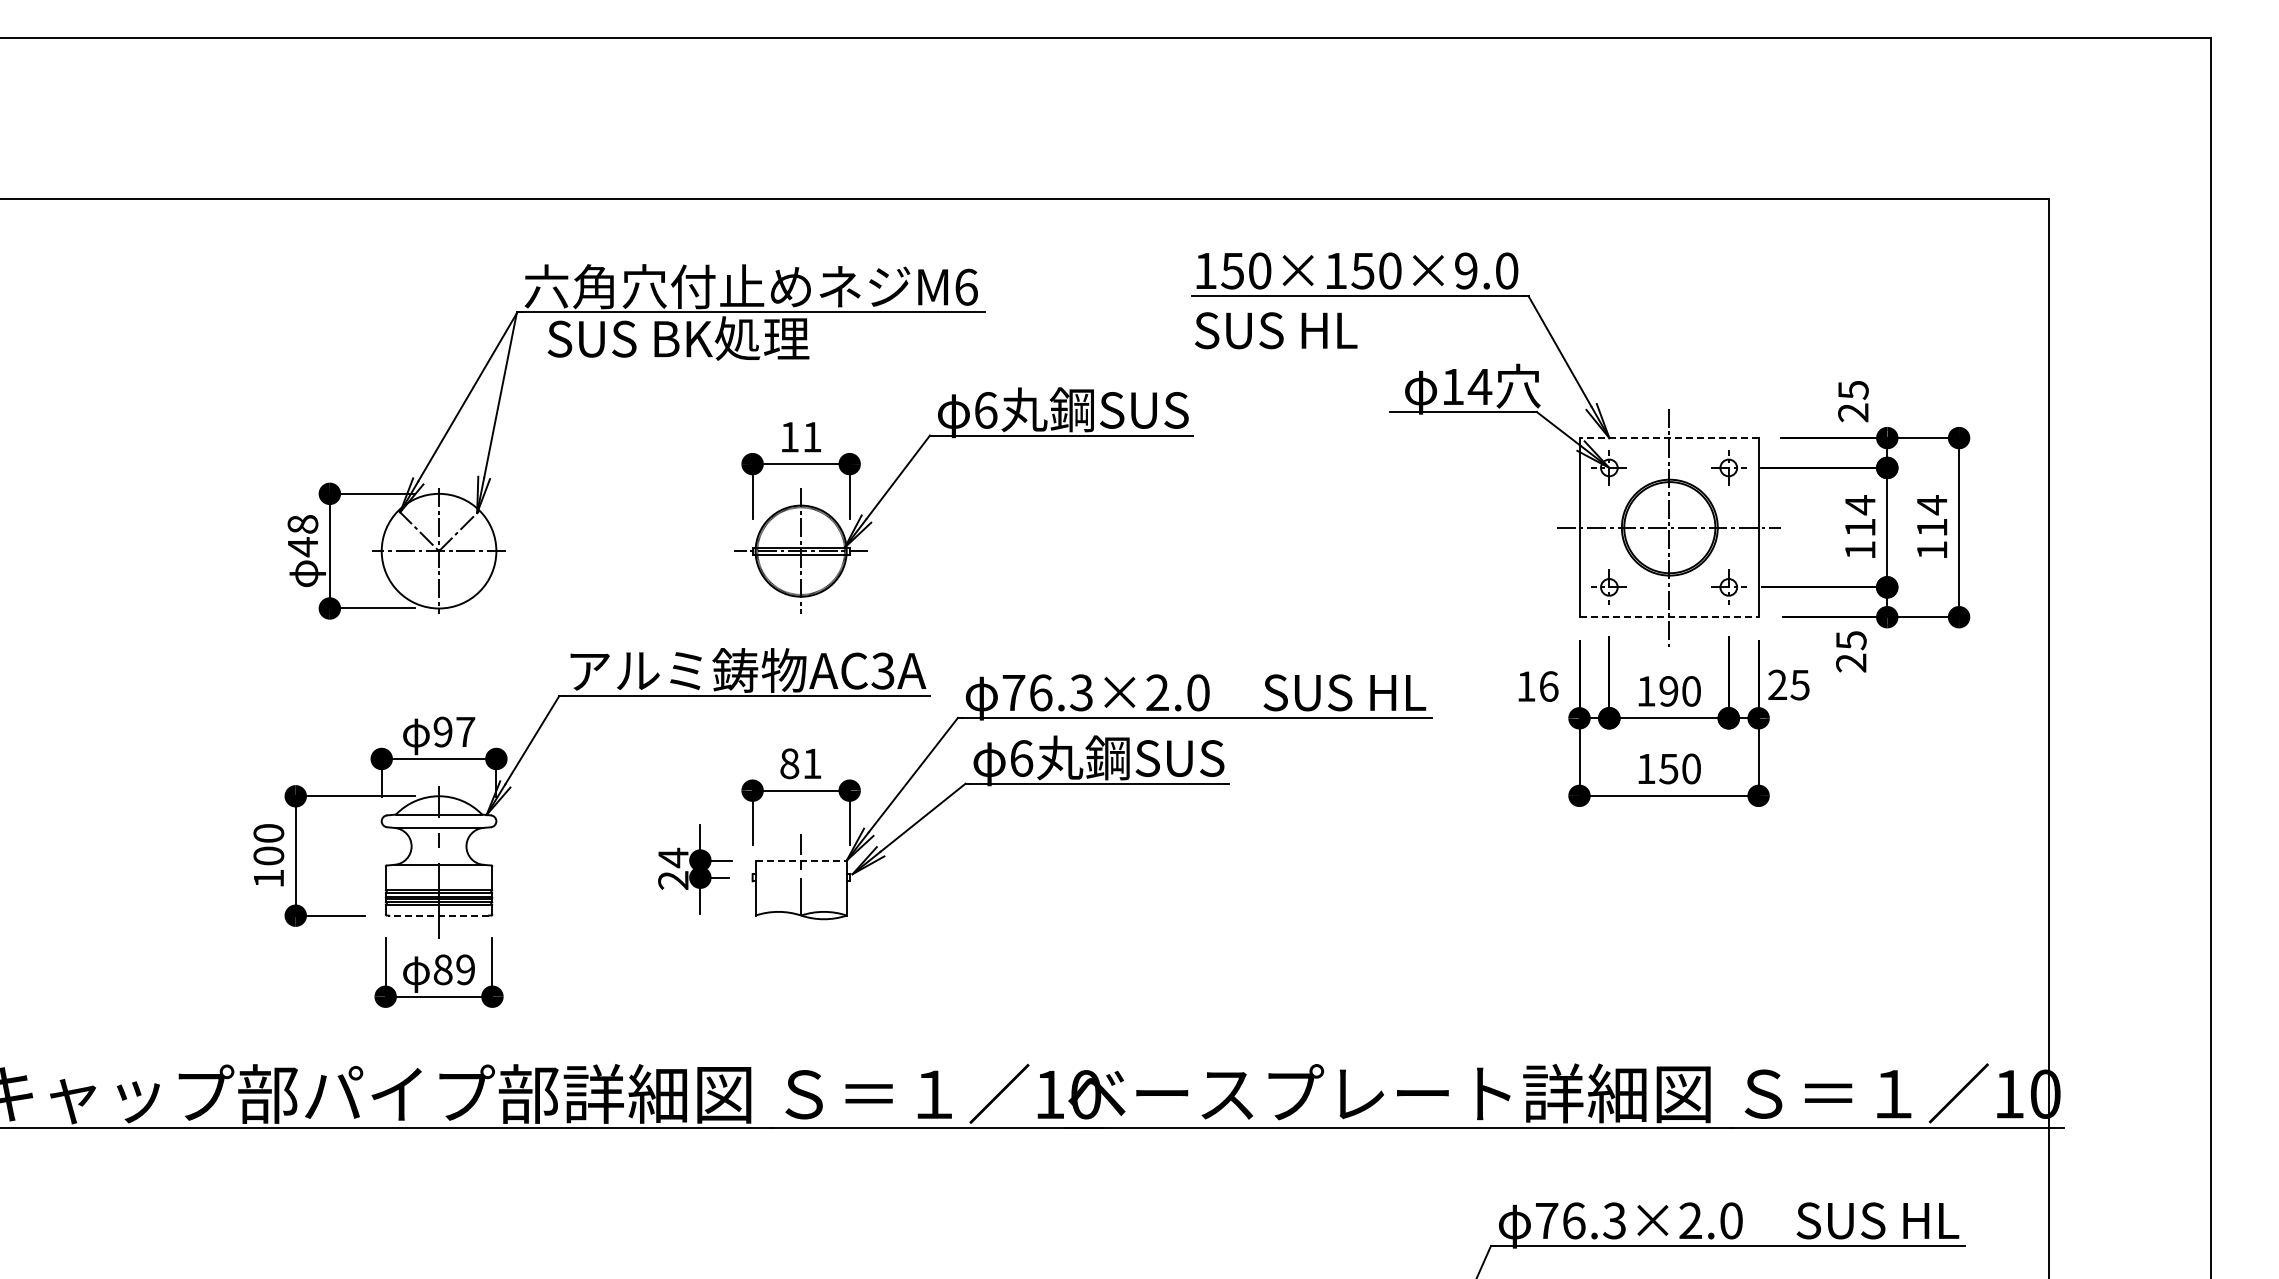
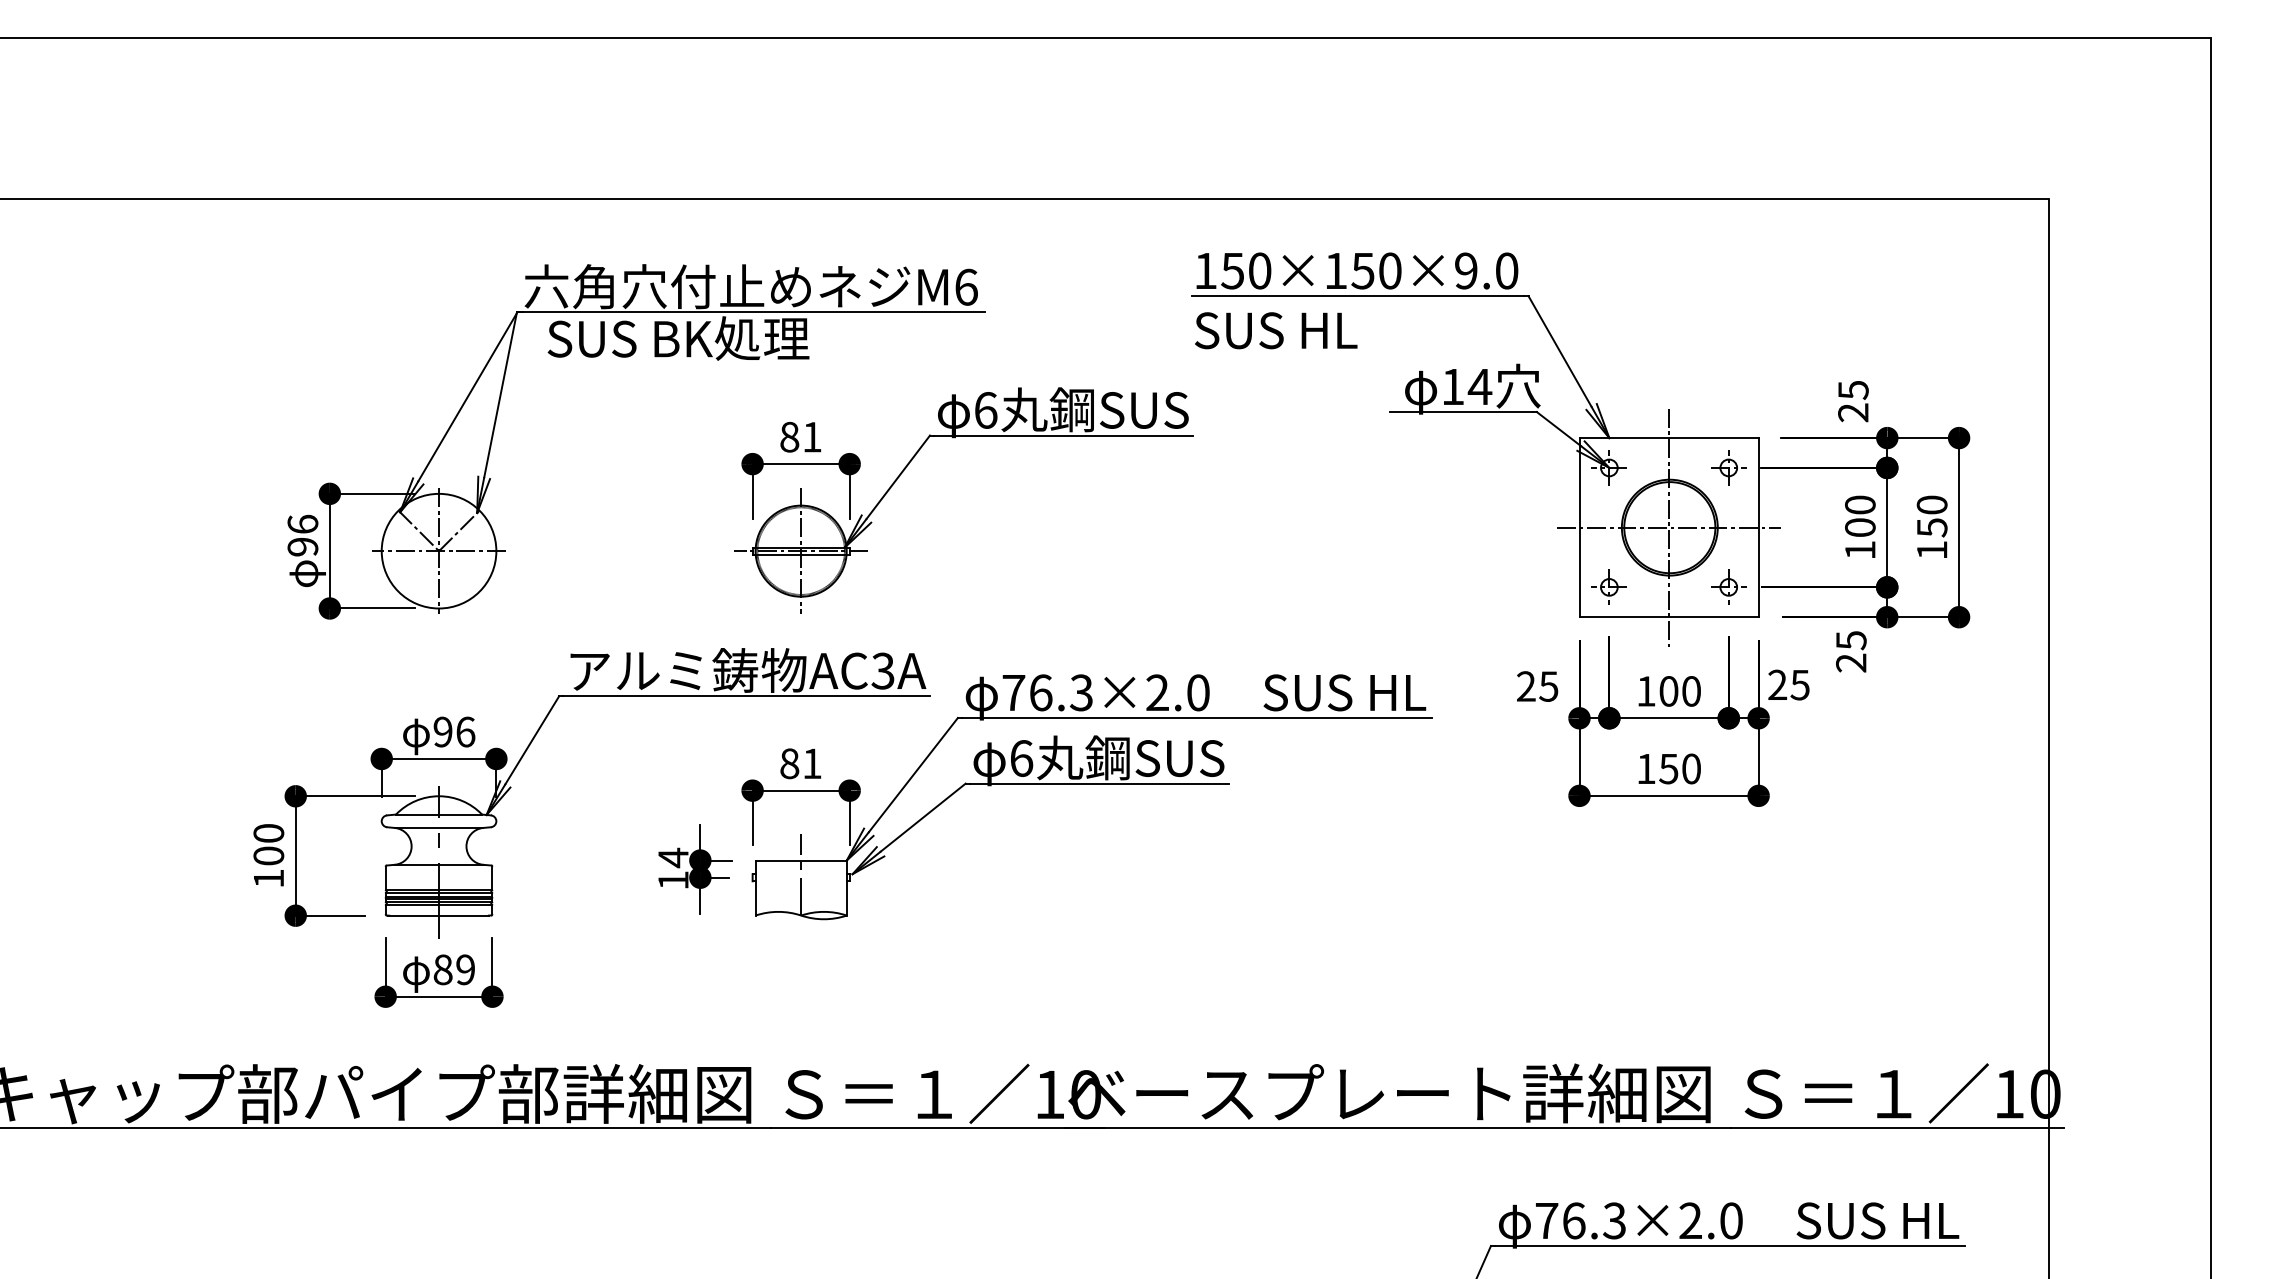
text: 11 -> 81 (789, 436)
line: dashed -> solid (1669, 438)
text: 114 -> 100 (1860, 515)
text: 114 -> 150 (1931, 516)
text: 48 -> 96 (302, 535)
line: dashed -> solid (1669, 617)
text: 16 -> 25 (1537, 686)
text: 190 -> 100 (1668, 691)
text: 97 -> 96 (465, 731)
line: dashed -> solid (801, 860)
text: 24 -> 14 (673, 880)
line: dashed -> solid (437, 915)
